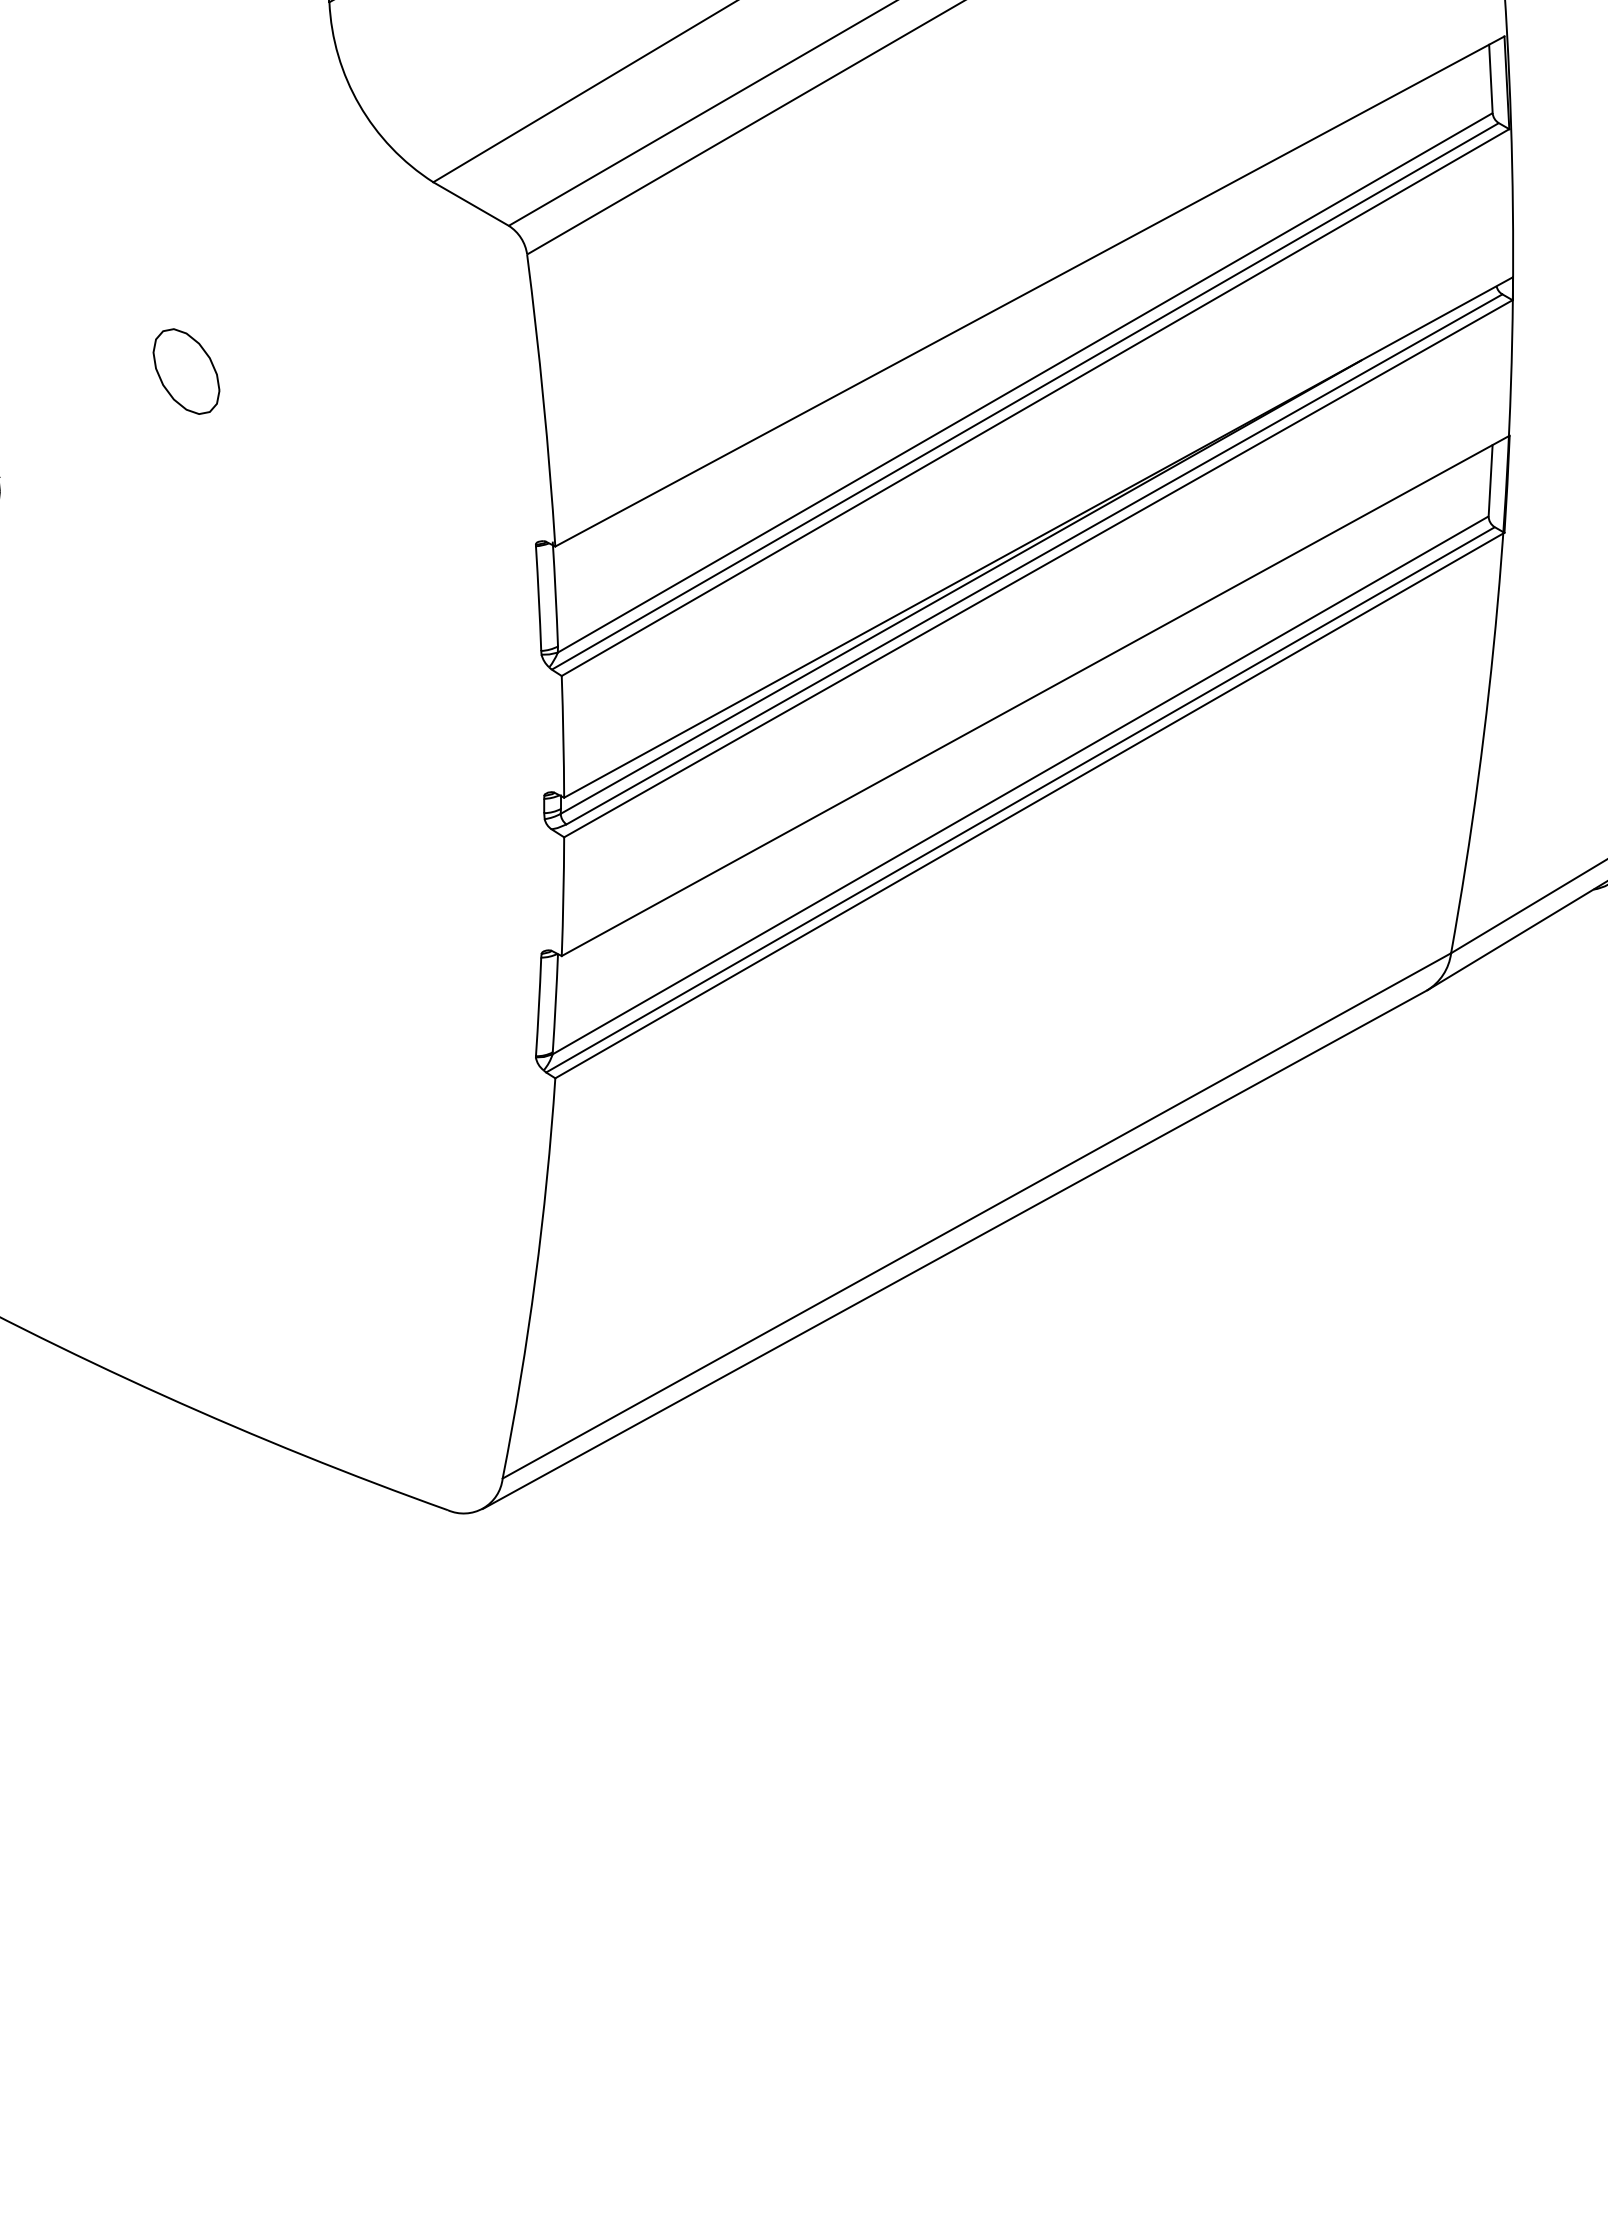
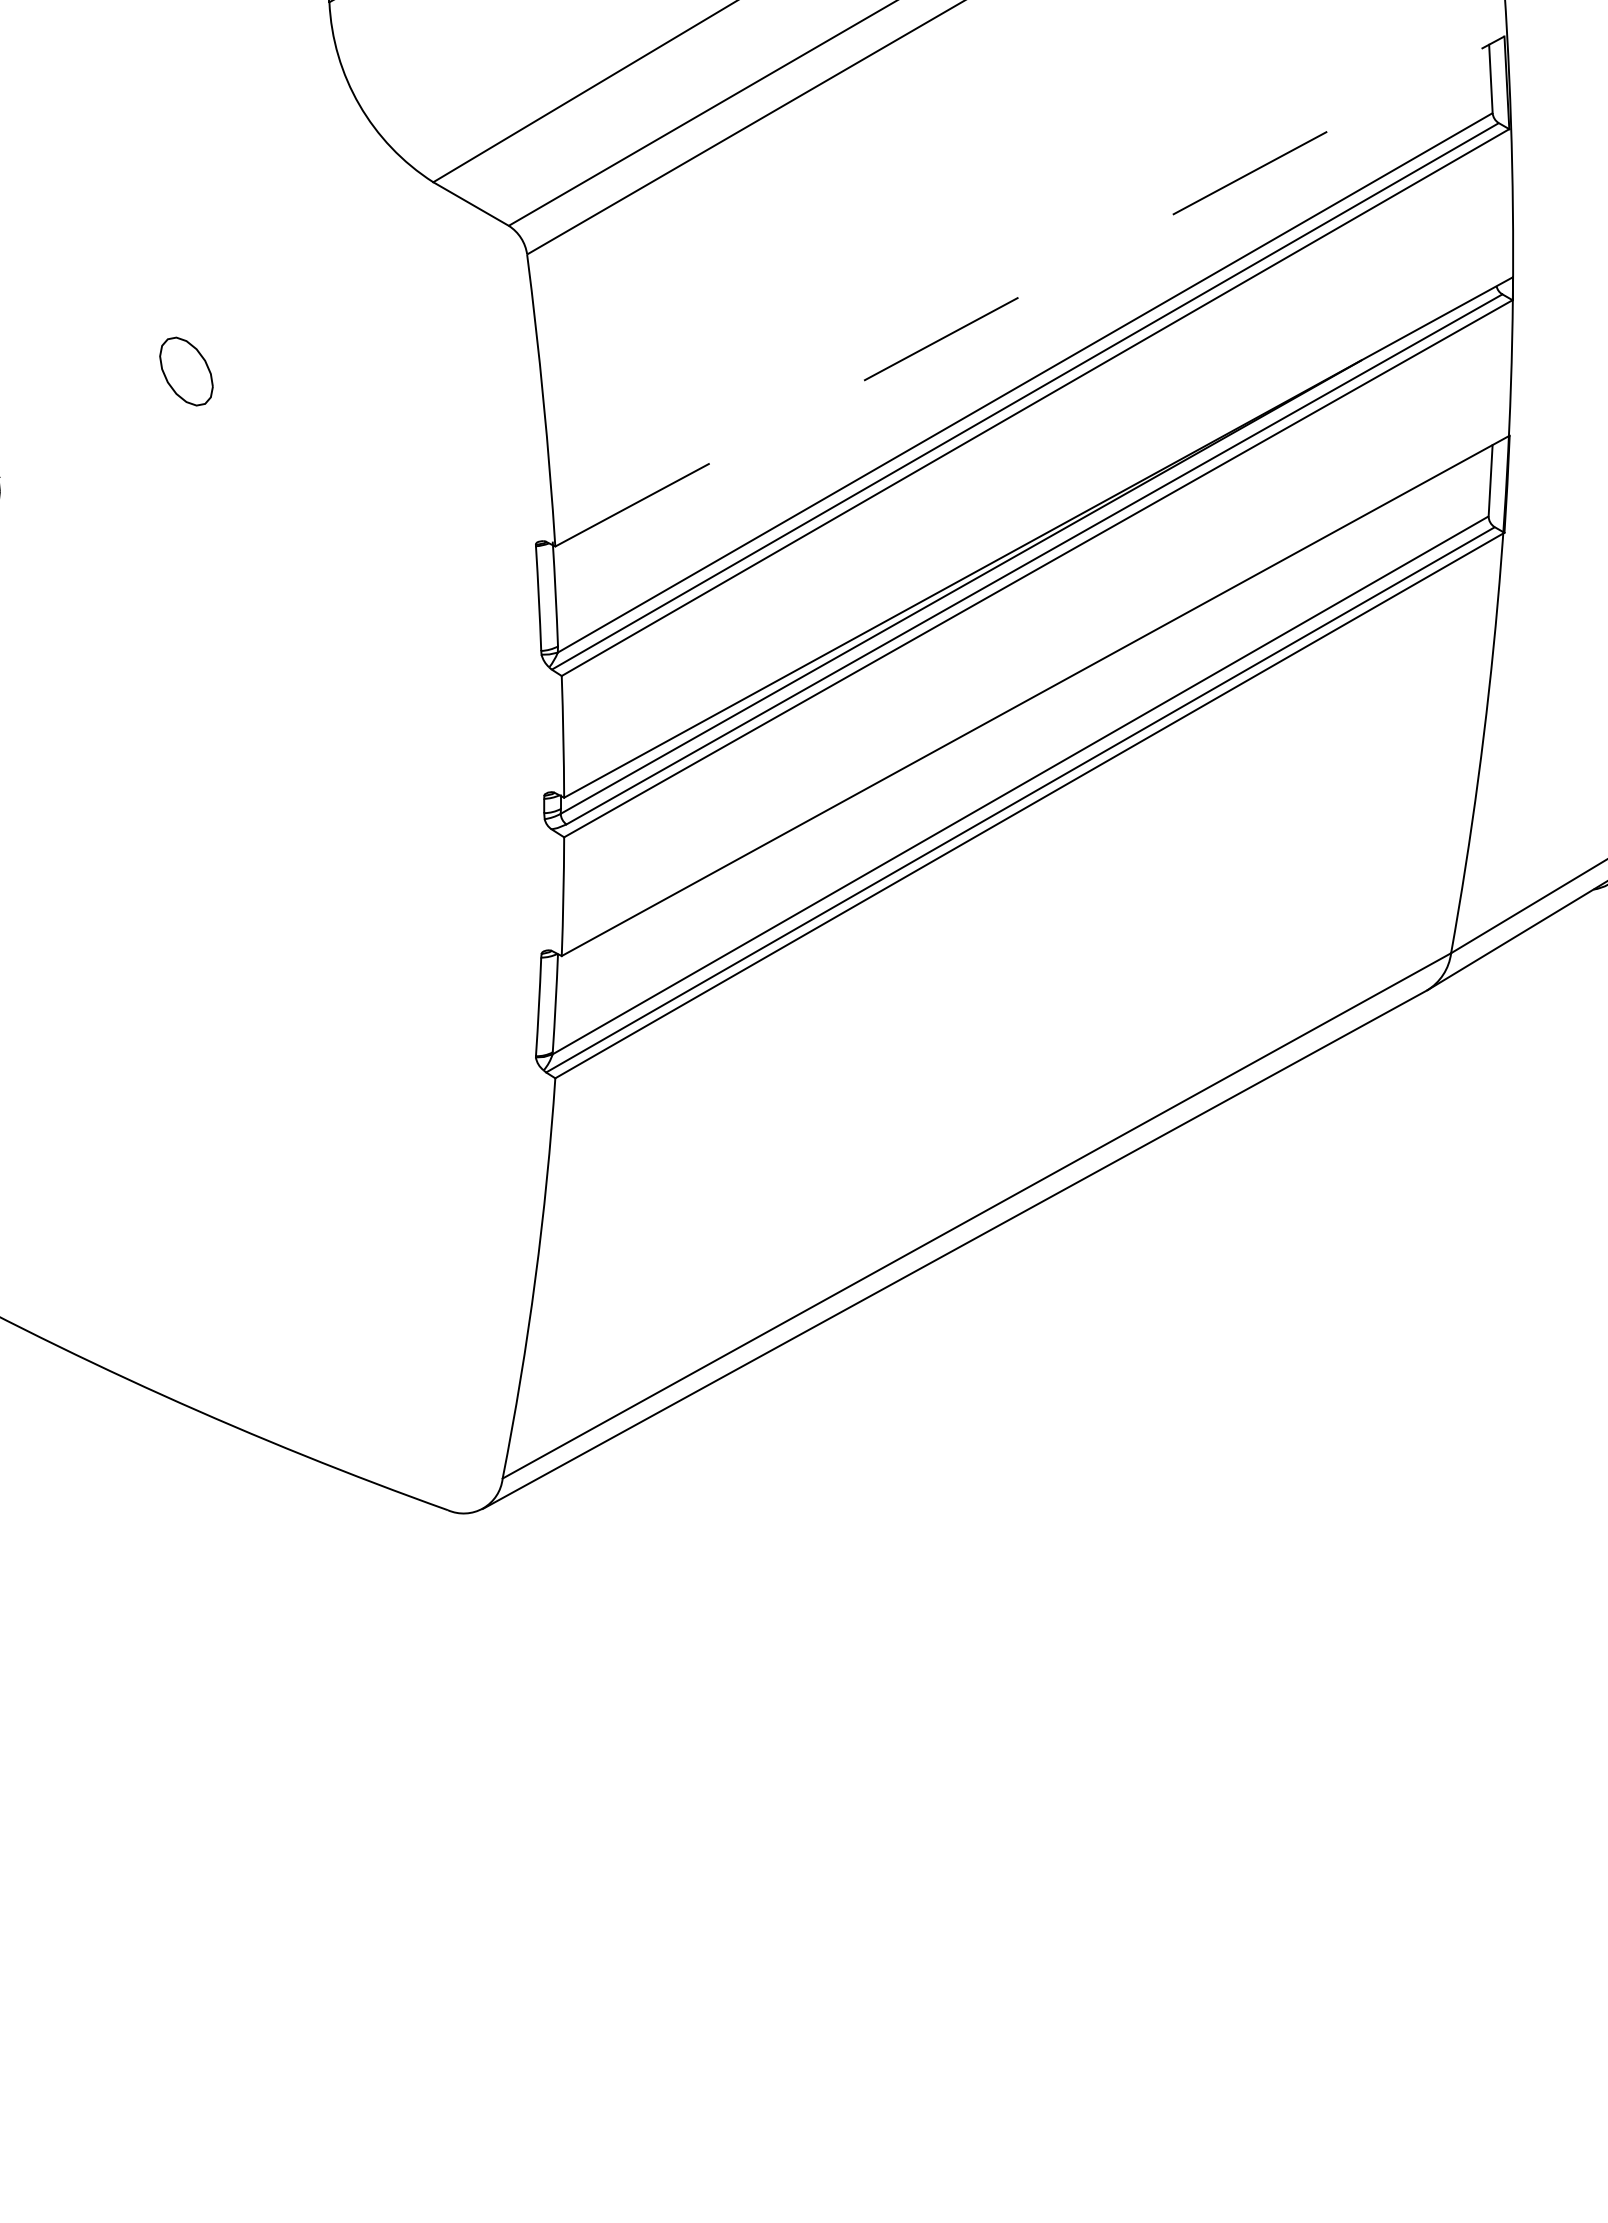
line: solid -> dashed (1029, 291)
part size: 69x87 px -> 55x71 px (186, 371)
